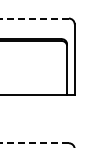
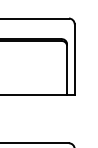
line: dashed -> solid (34, 18)
line: dashed -> solid (34, 143)
